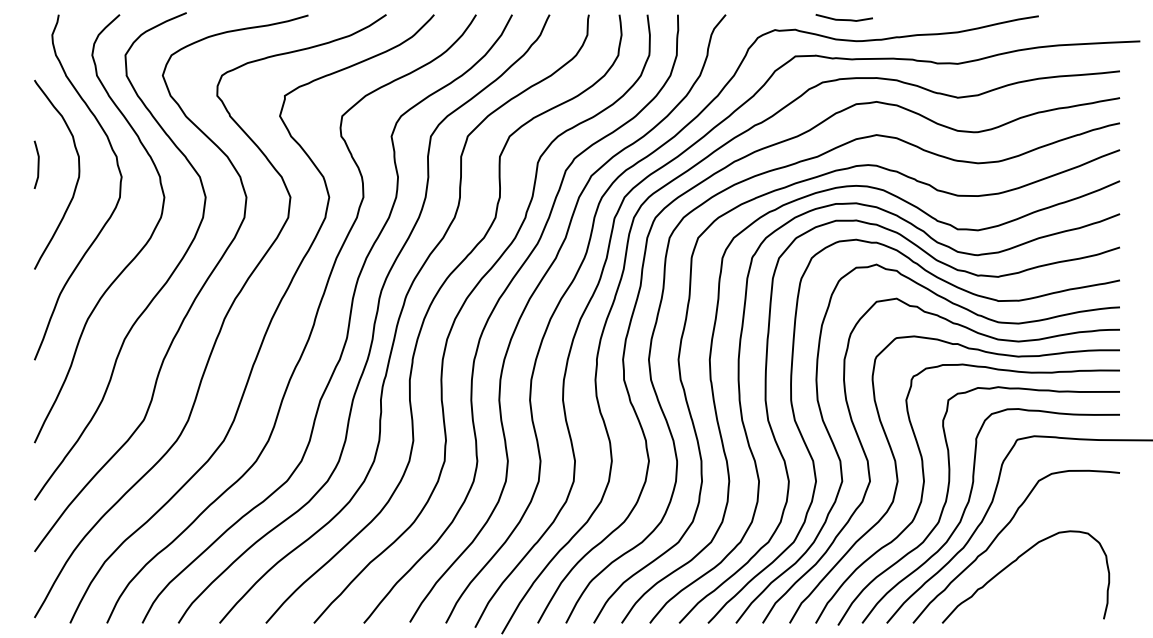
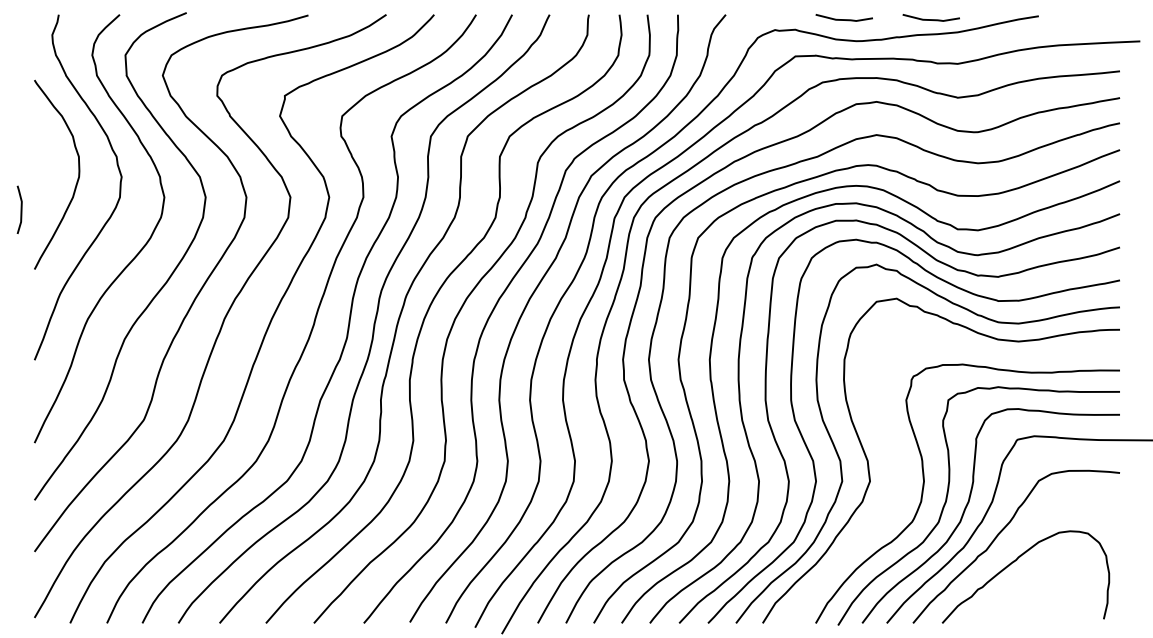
line: none -> present (930, 19)
line position: (37, 164) -> (20, 209) (20, 209)
curve: present -> none (898, 479)
